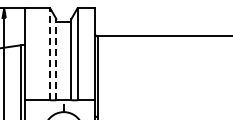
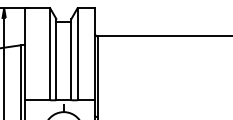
line: dashed -> solid (50, 53)
line: dashed -> solid (56, 59)
